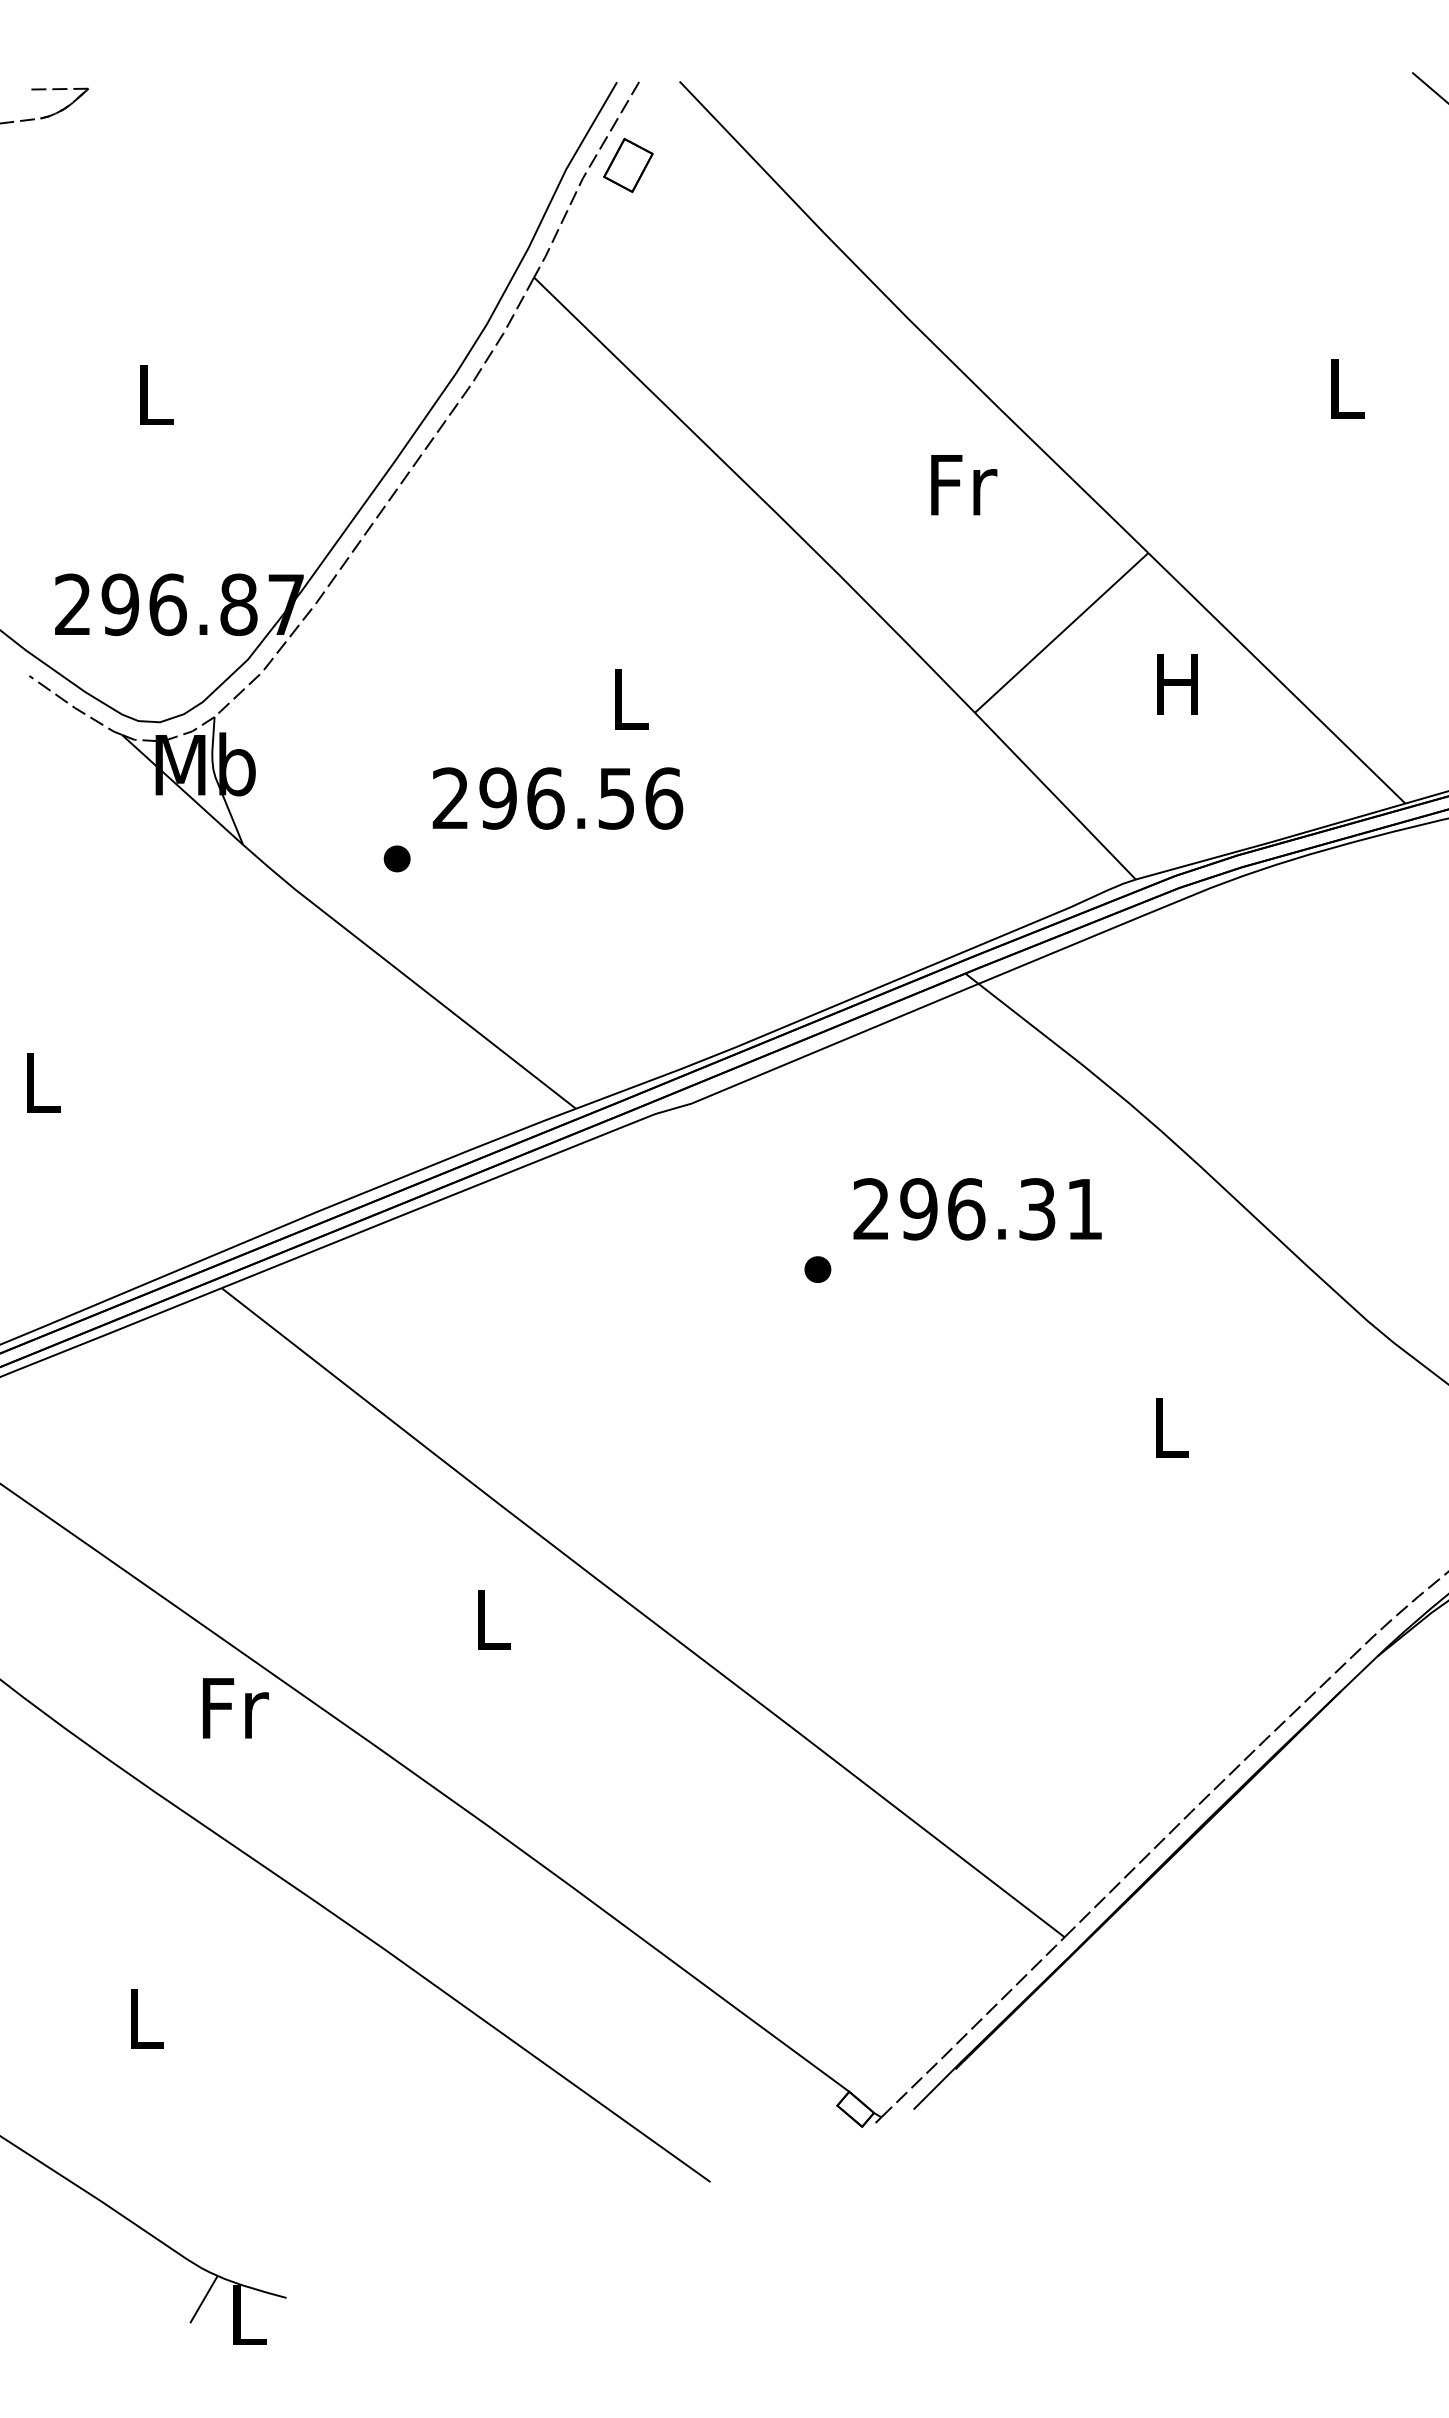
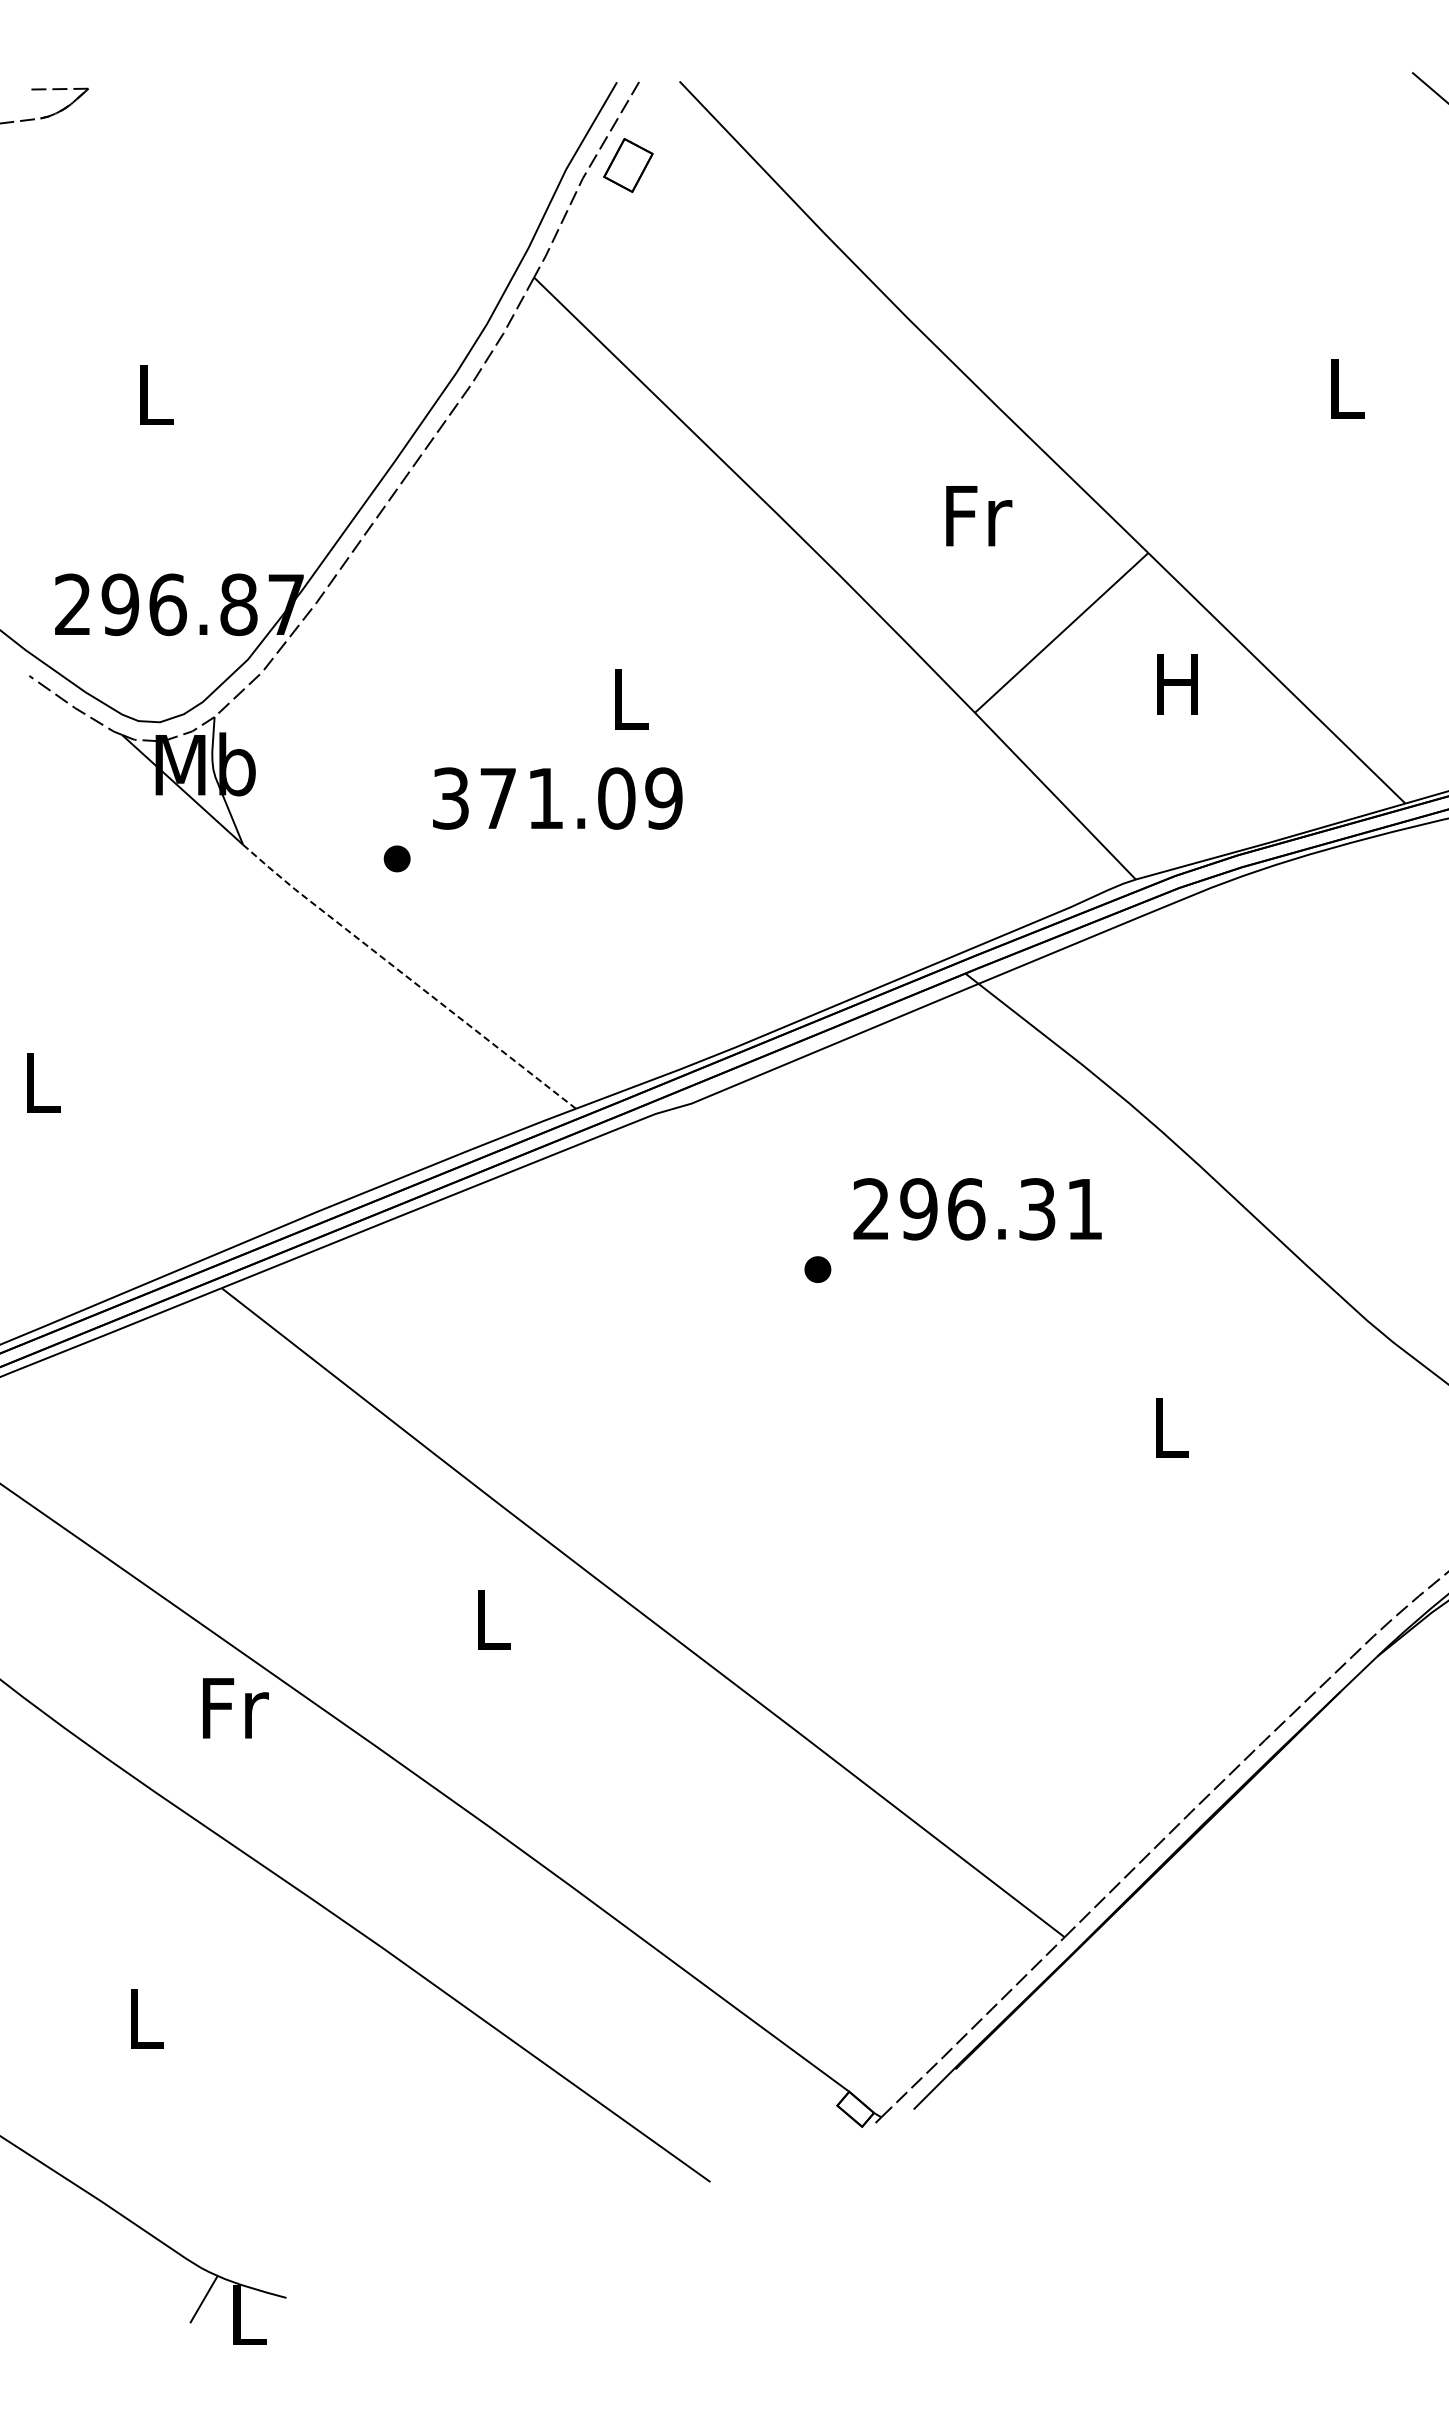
text position: (964, 485) -> (979, 516) (979, 516)
text: 296.56 -> 371.09 (557, 798)
line: solid -> dashed (407, 977)
